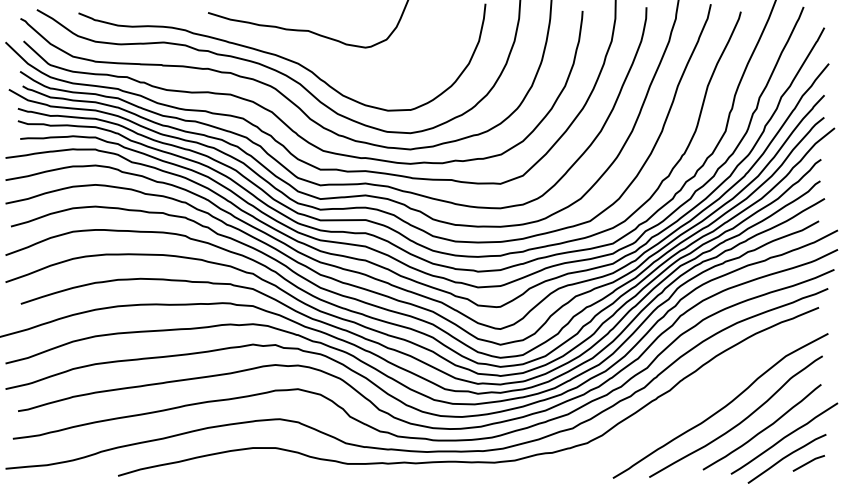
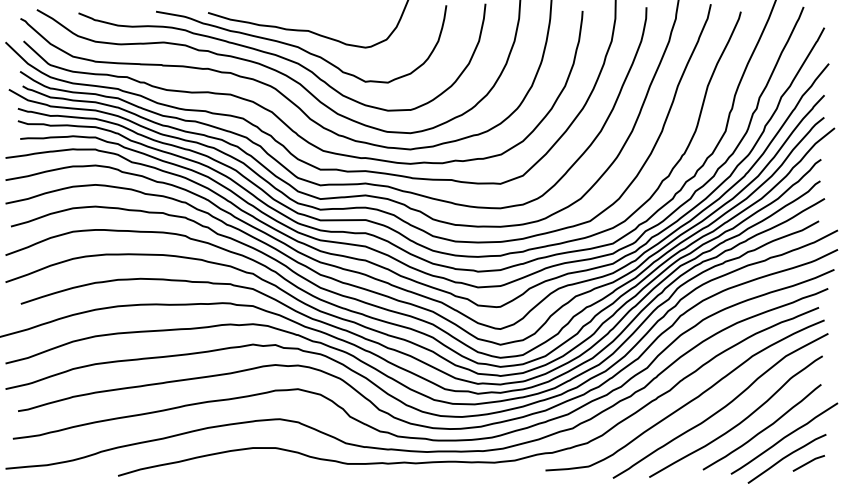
curve: none -> present (299, 46)
curve: none -> present (688, 401)
